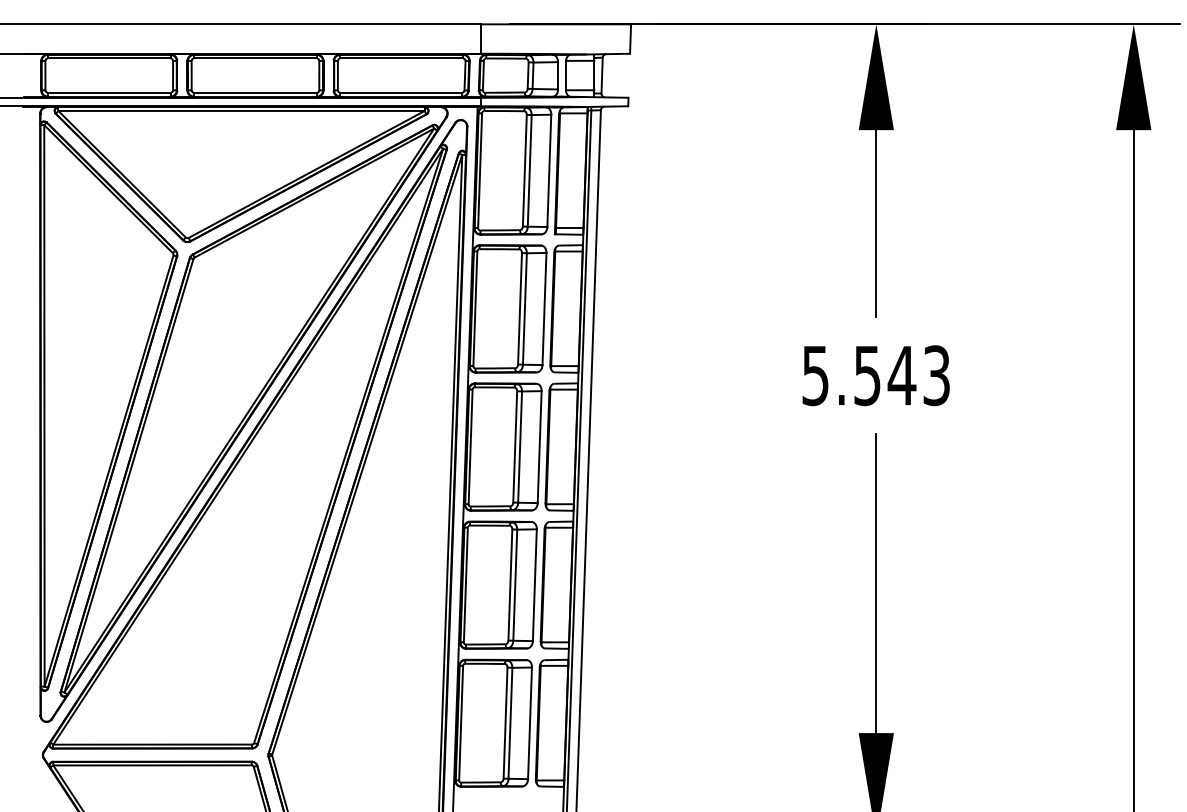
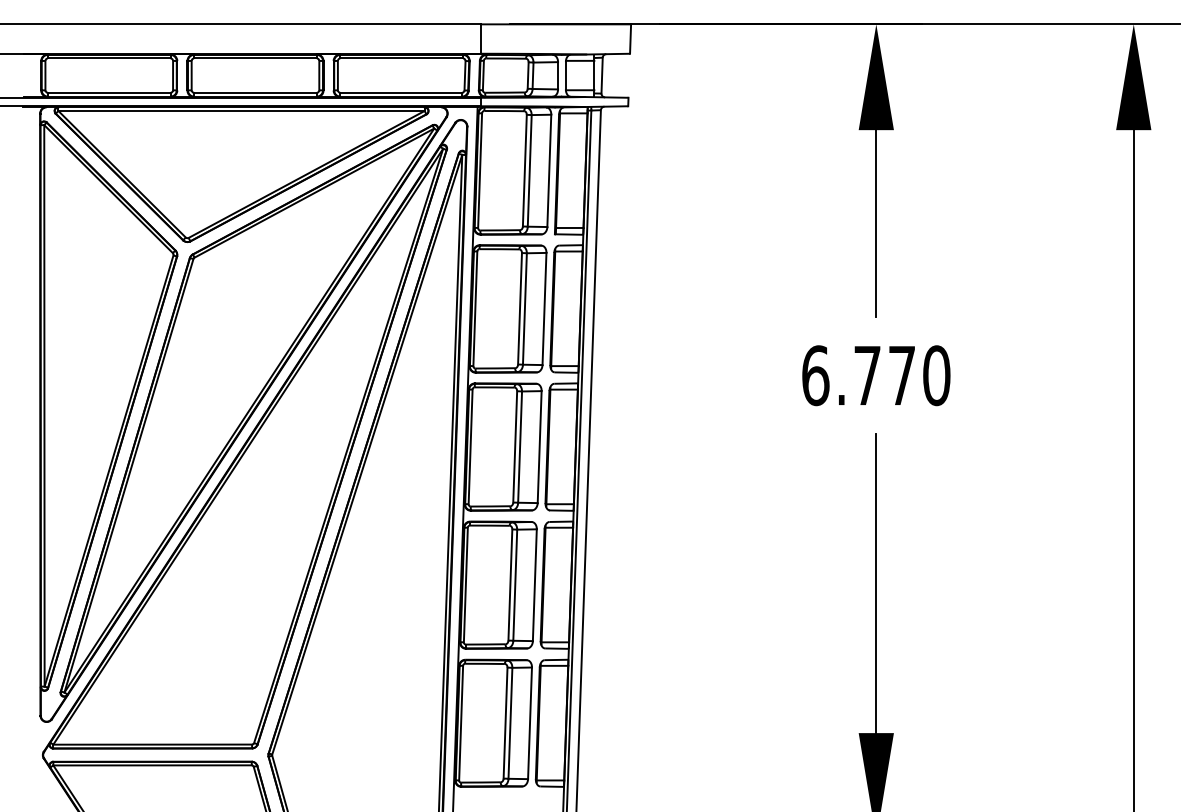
text: 5.543 -> 6.770 (876, 375)
